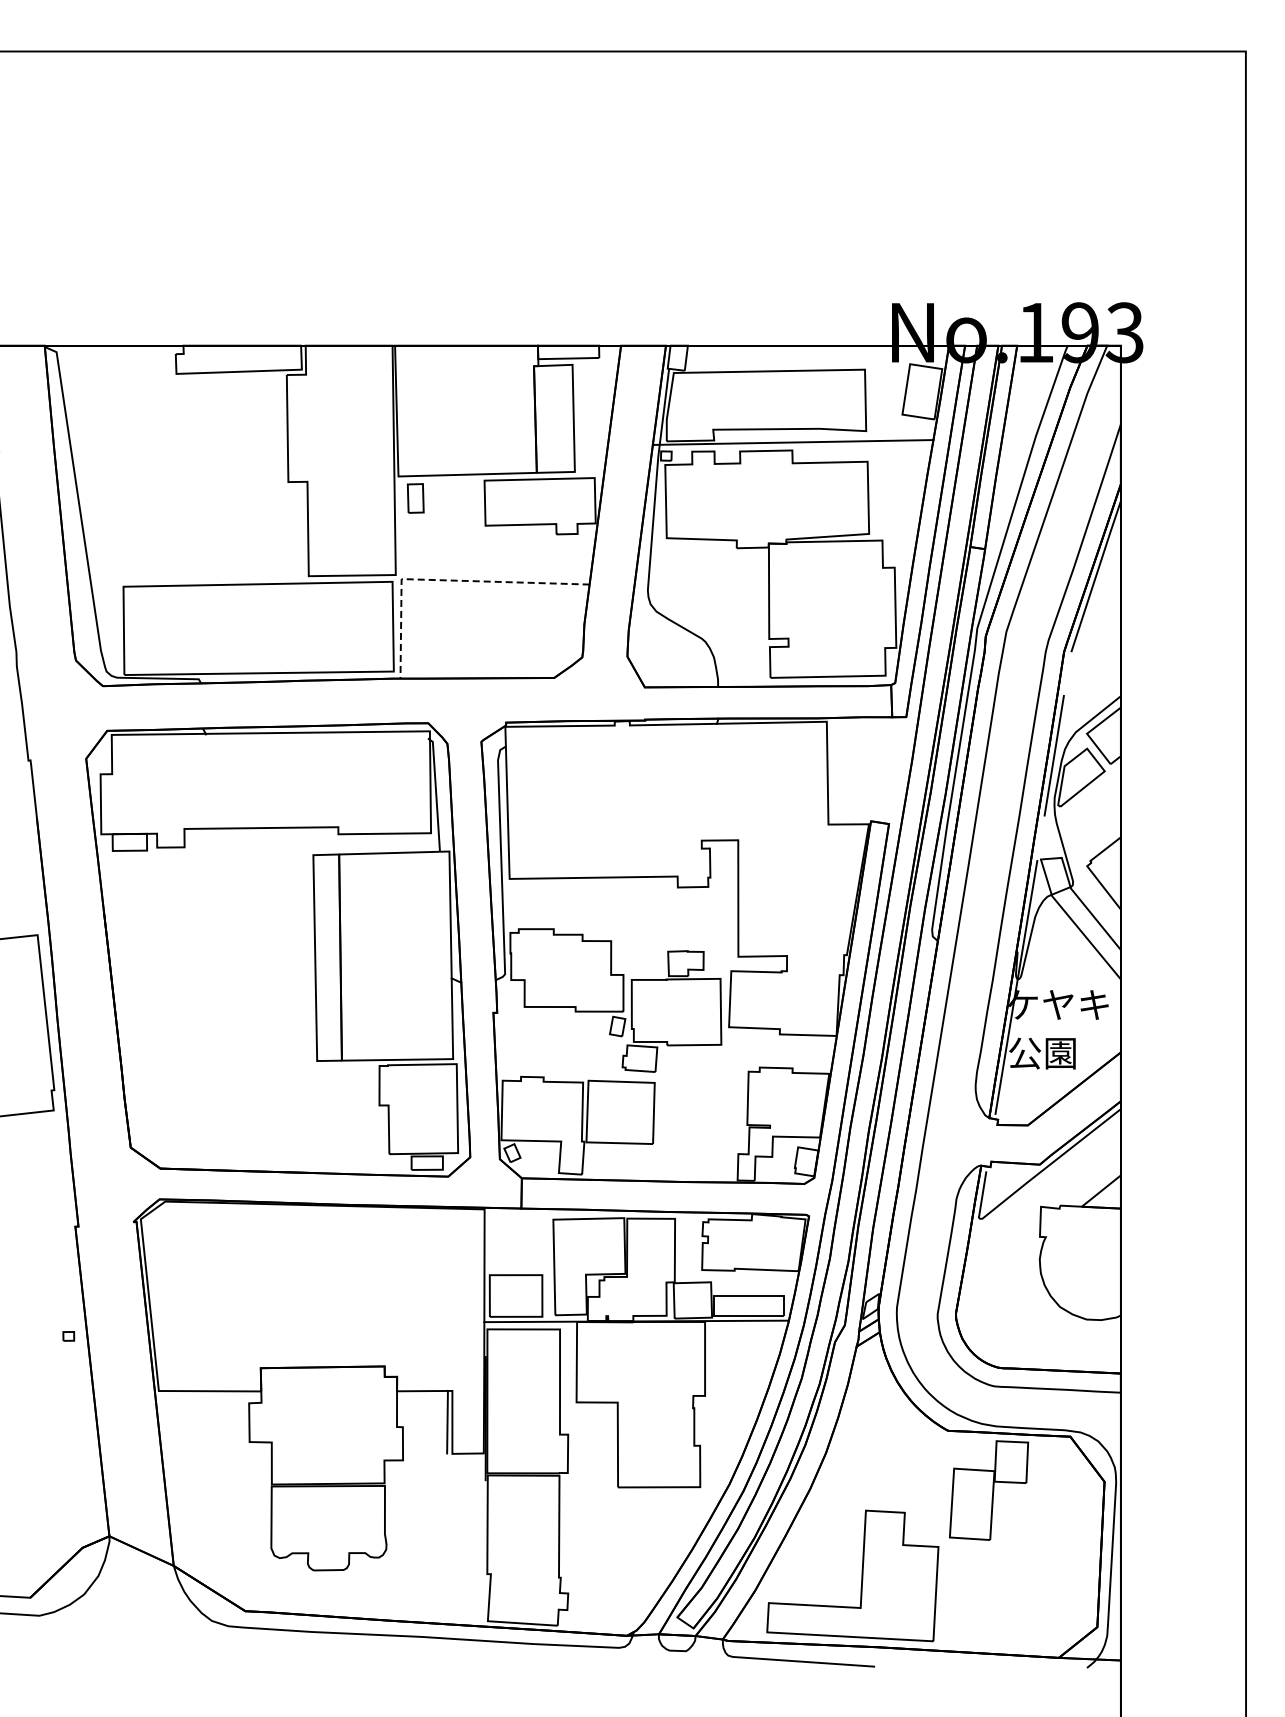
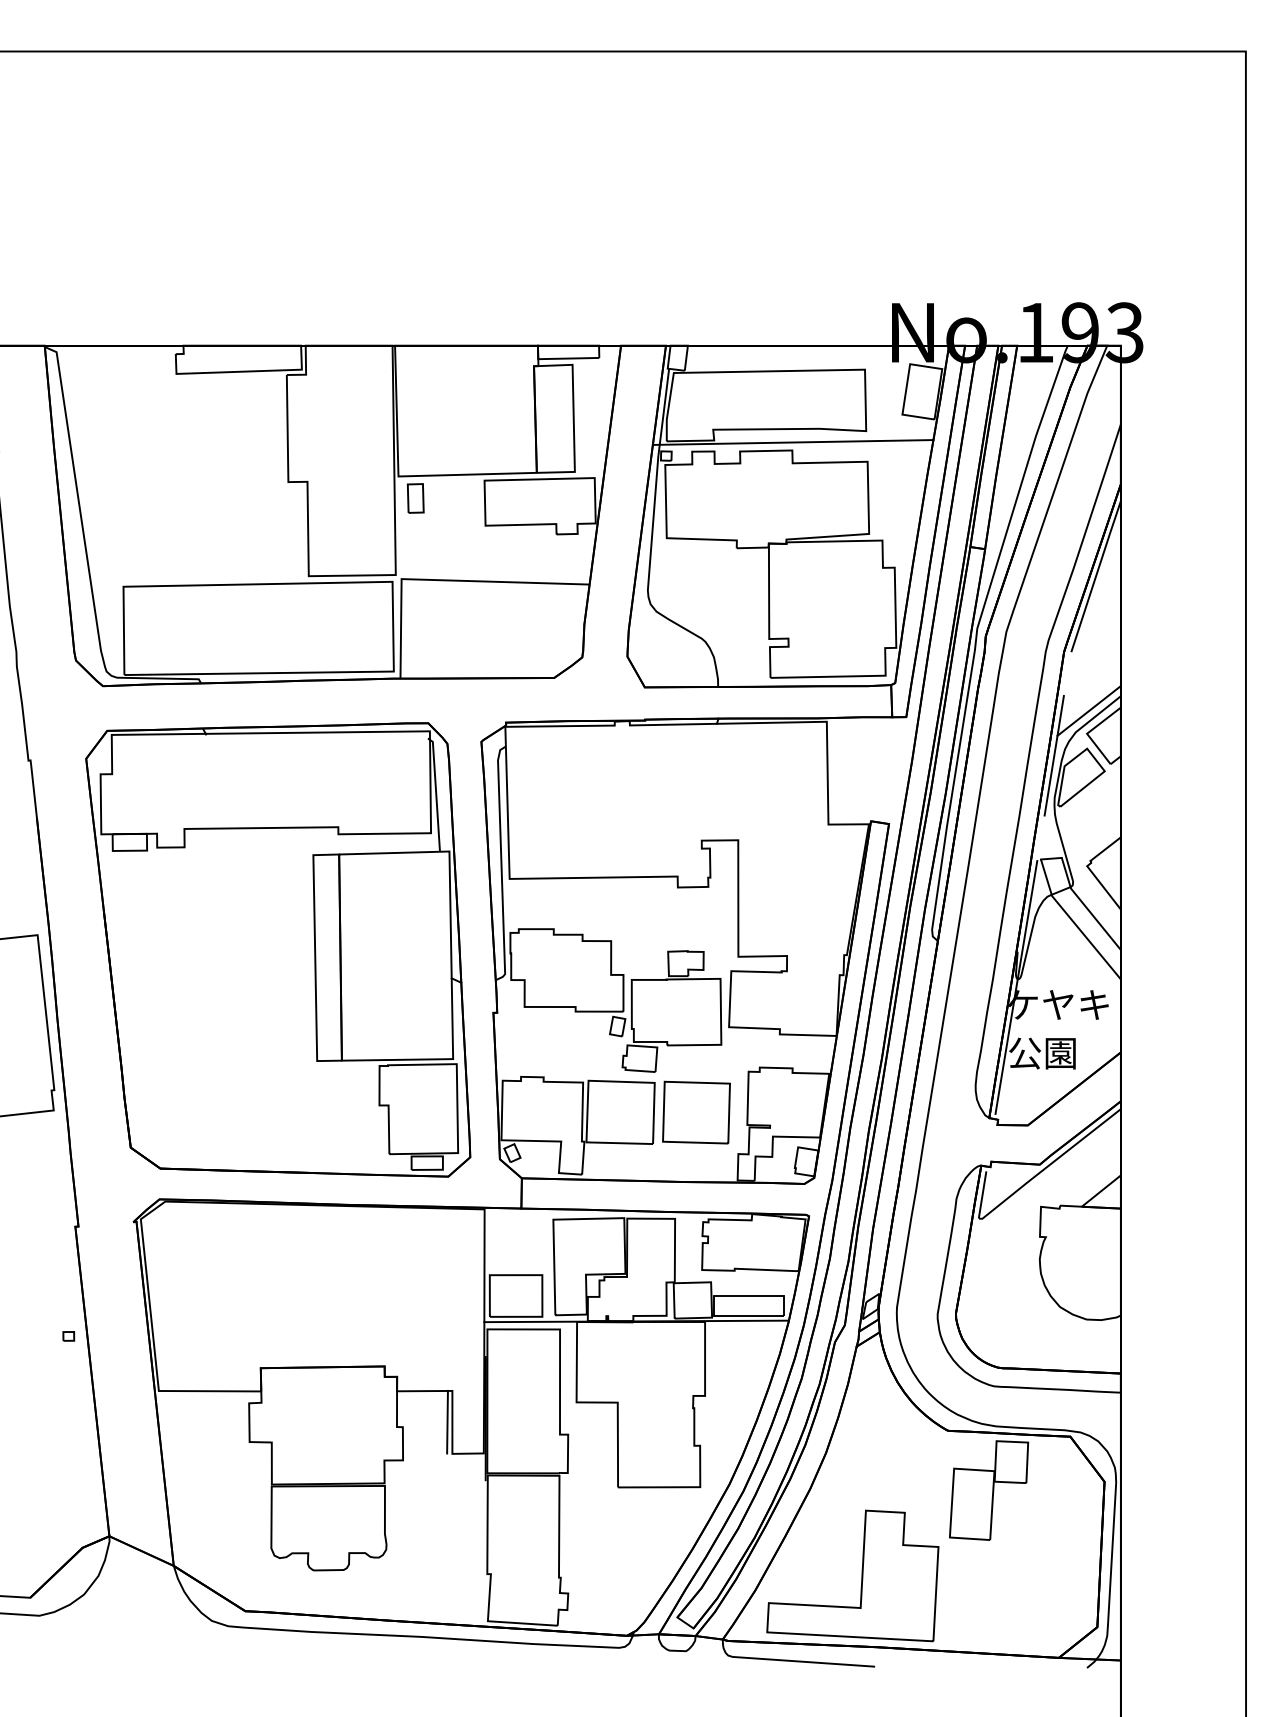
line: dashed -> solid (445, 580)
line: none -> present (1088, 710)
part: none -> present (696, 1112)
